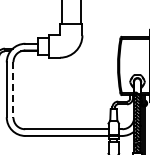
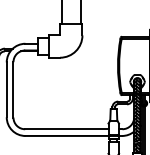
hatch: none -> present (137, 85)
line: dashed -> solid (13, 89)
